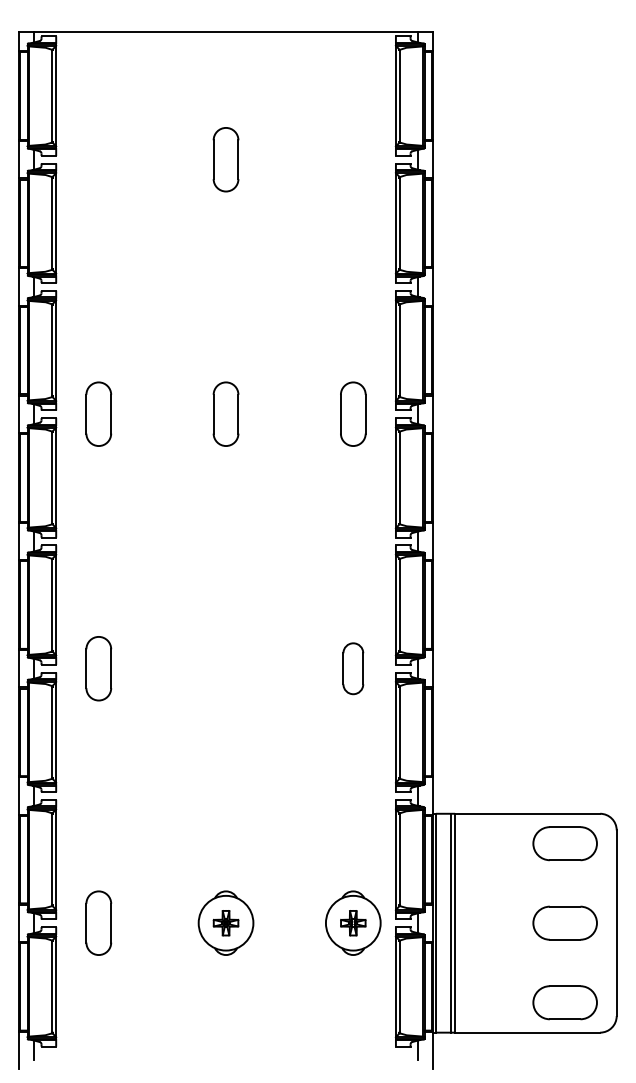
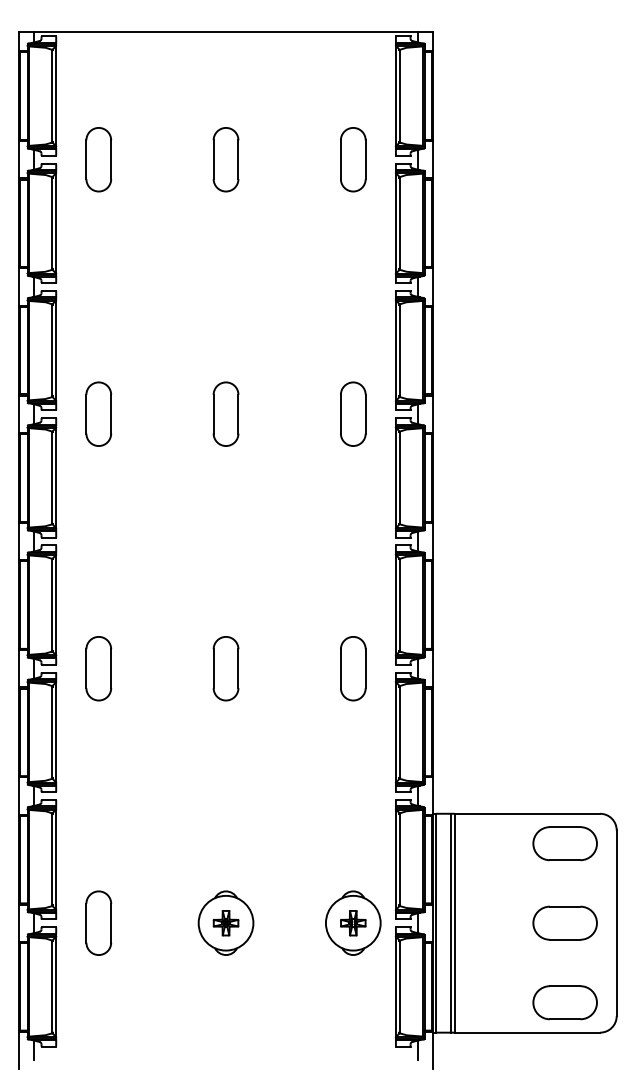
part: none -> present (98, 159)
part: none -> present (353, 159)
part: none -> present (225, 668)
part size: 23x54 px -> 27x66 px (353, 668)
